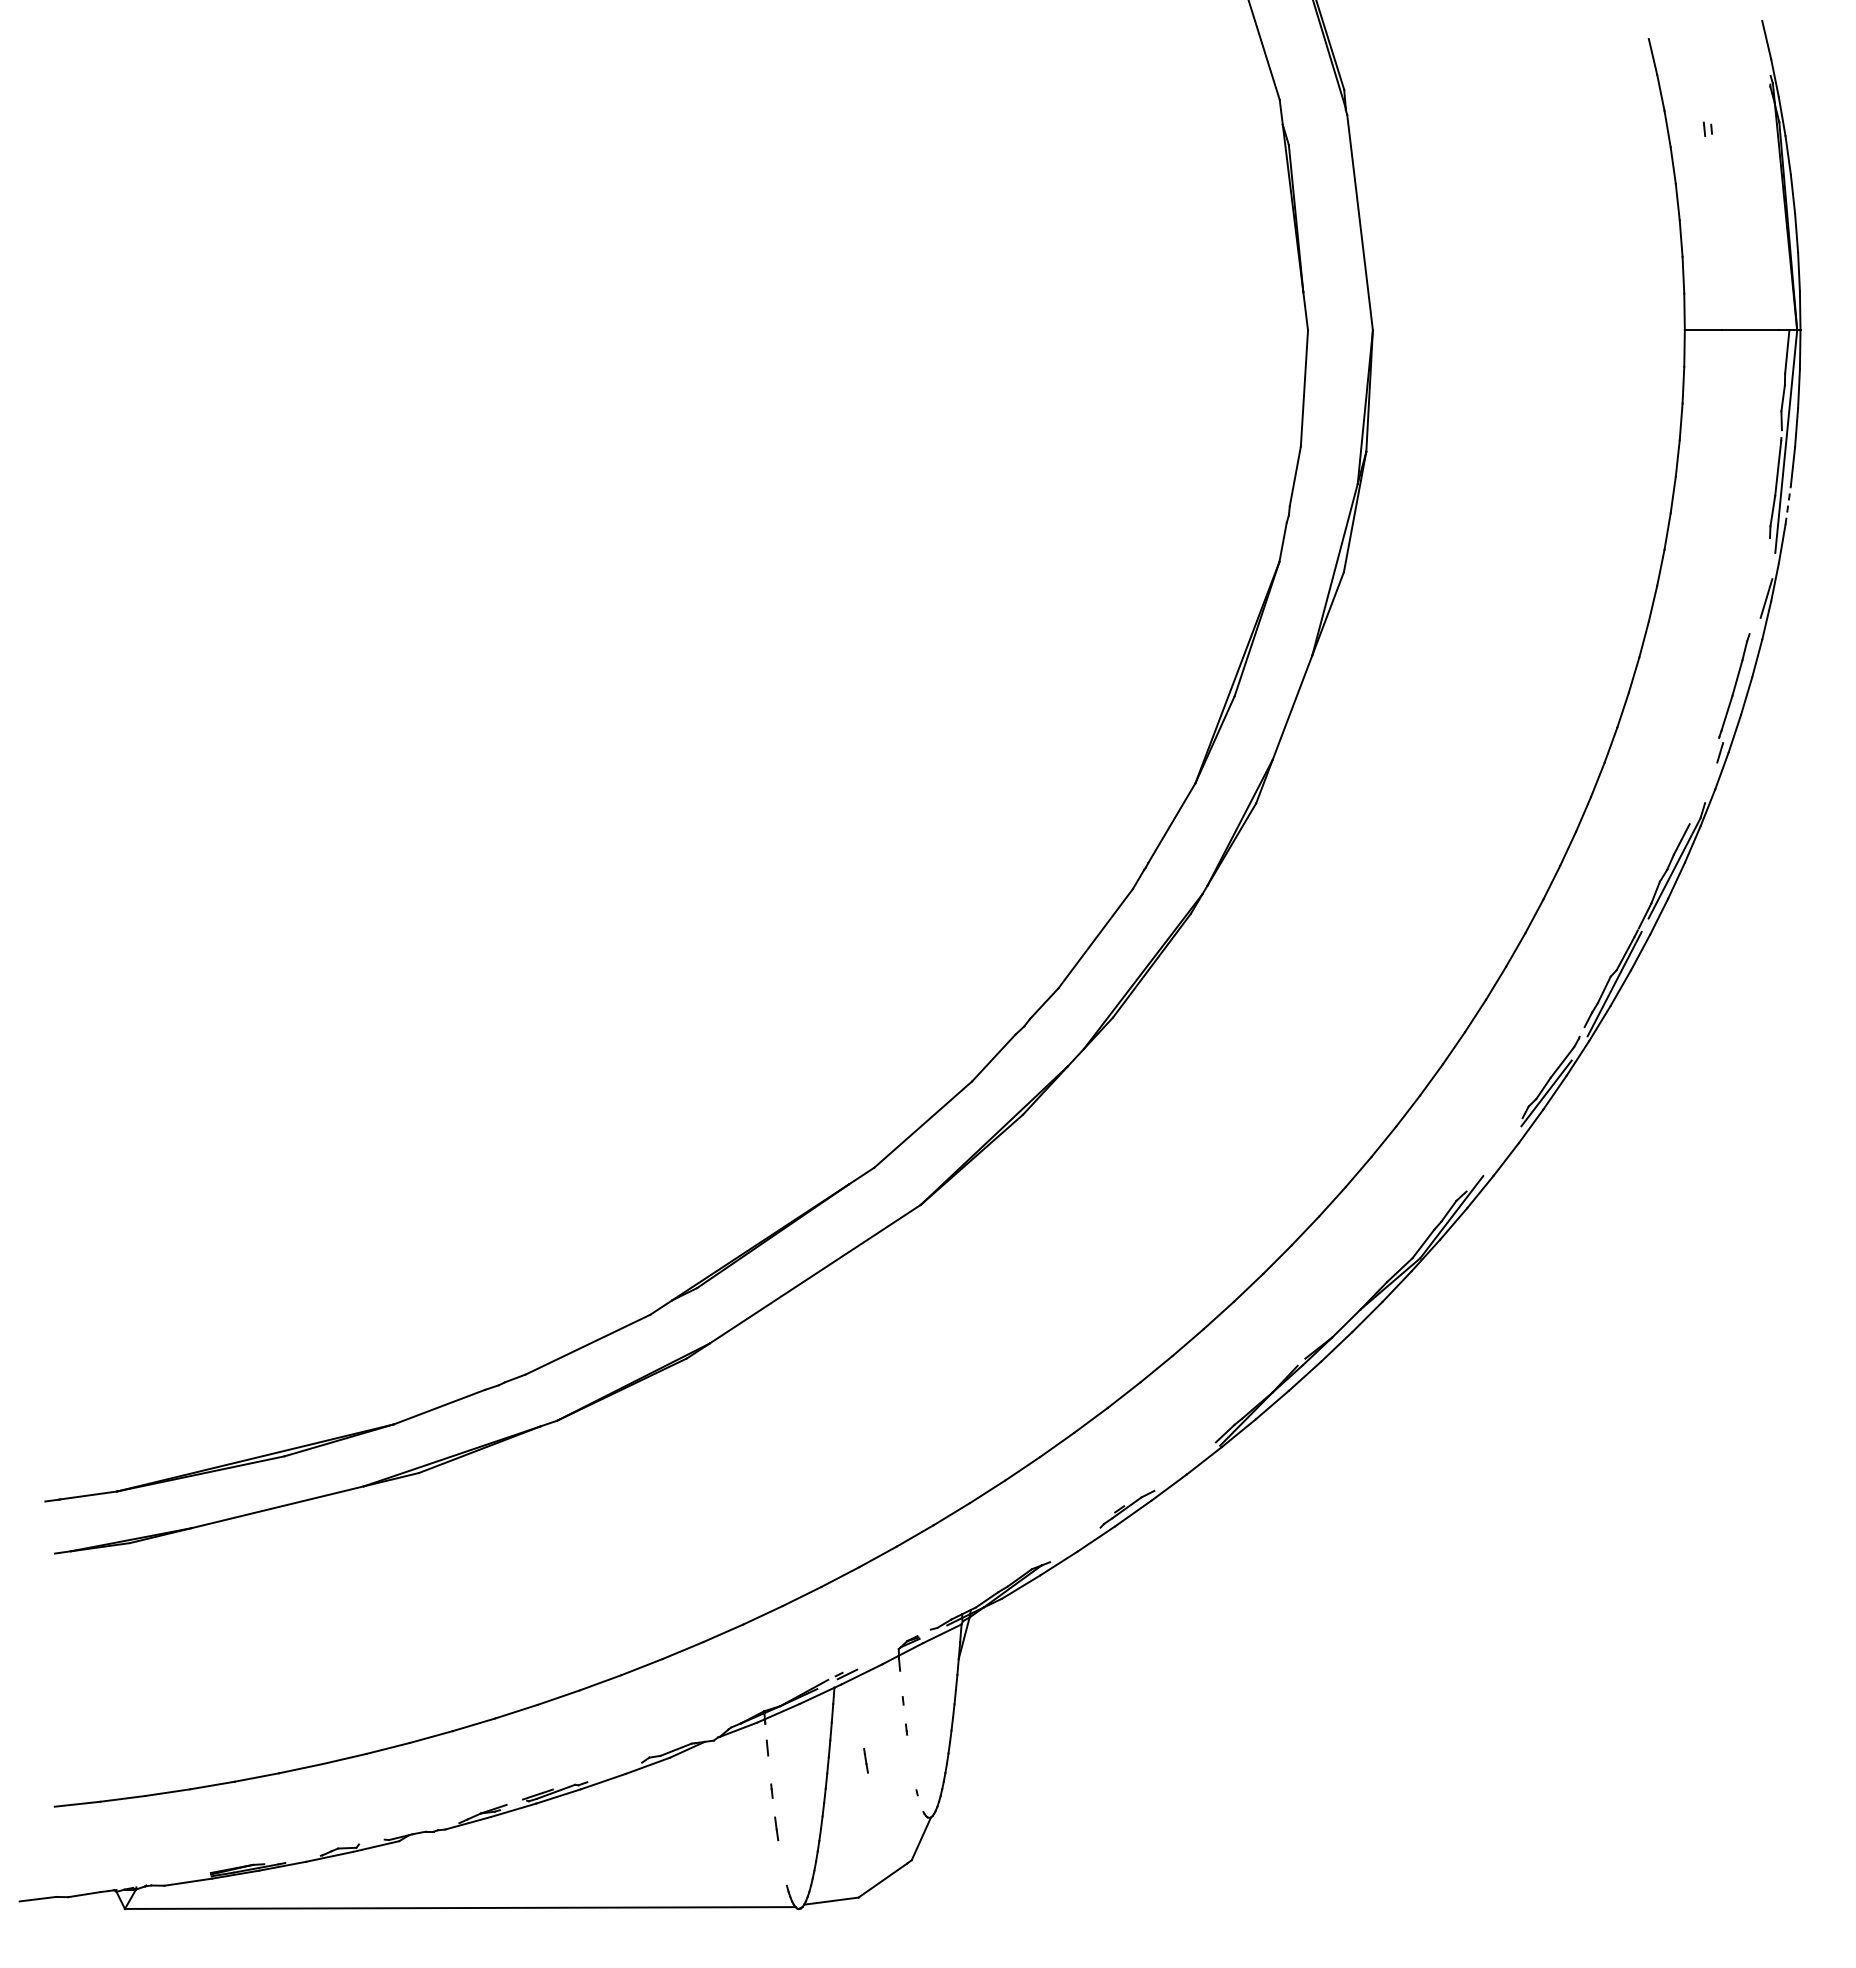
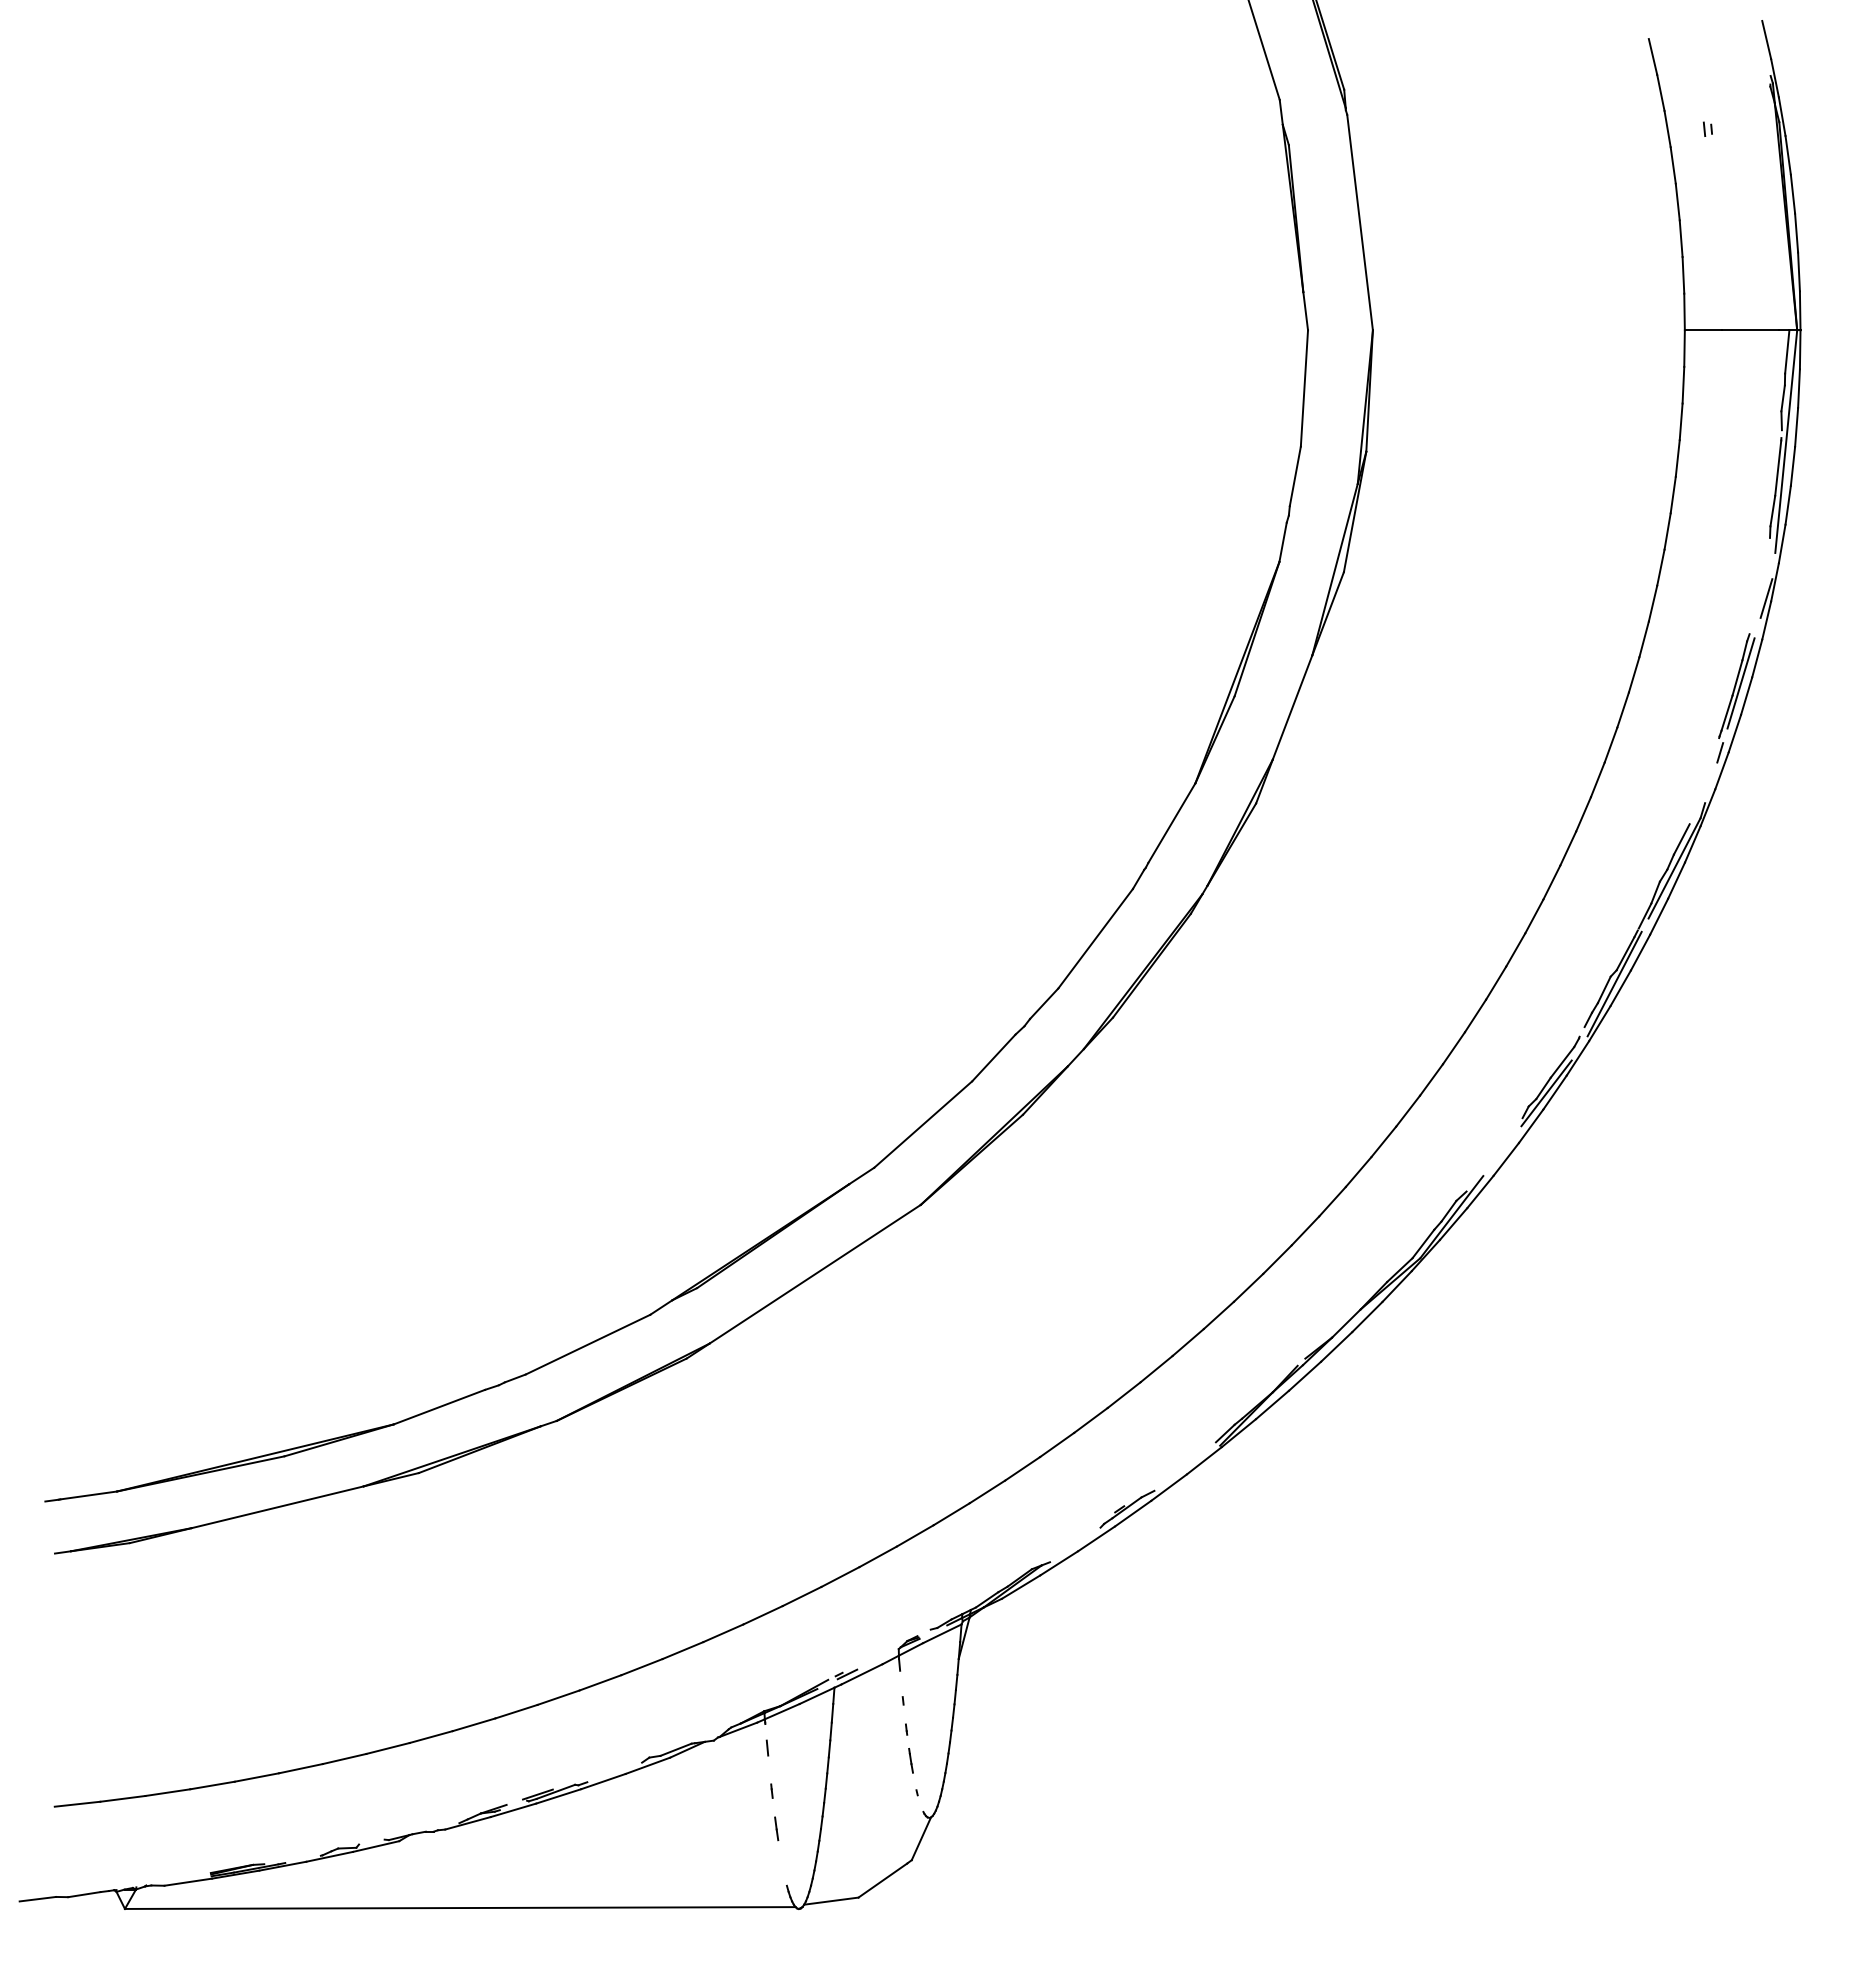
line: dashed -> solid (1788, 505)
line: none -> present (1740, 683)
line position: (865, 1760) -> (910, 1760) (910, 1760)
